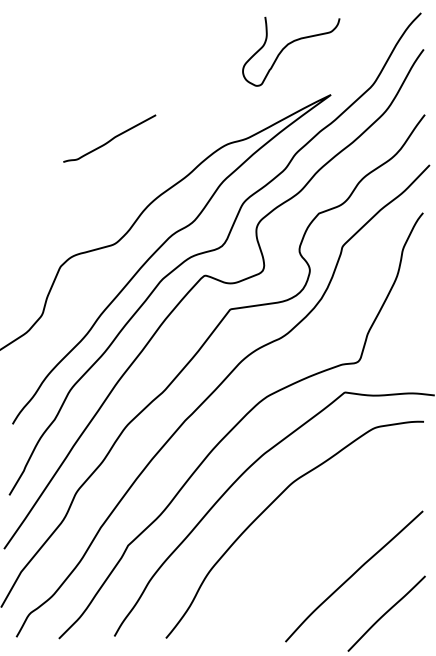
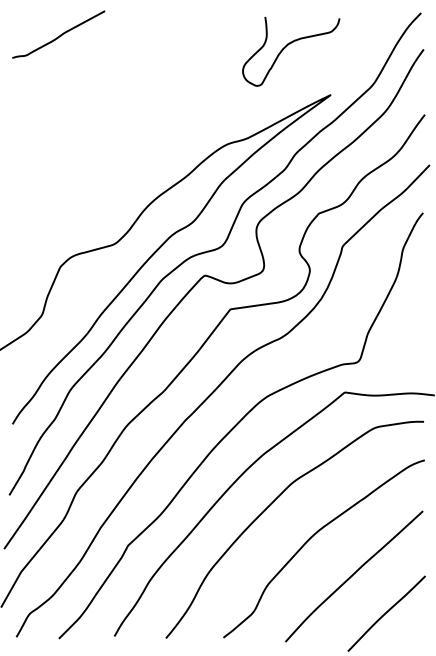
curve position: (110, 139) -> (59, 35) (59, 35)
curve: none -> present (312, 537)
